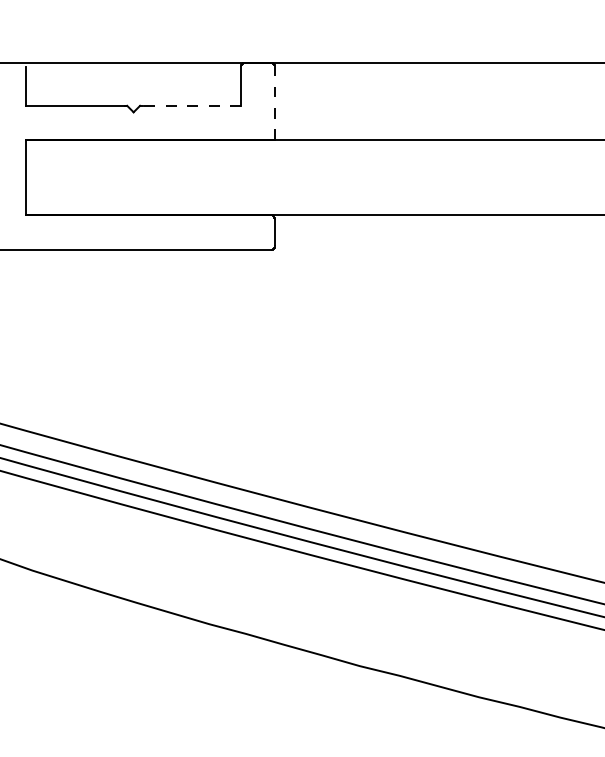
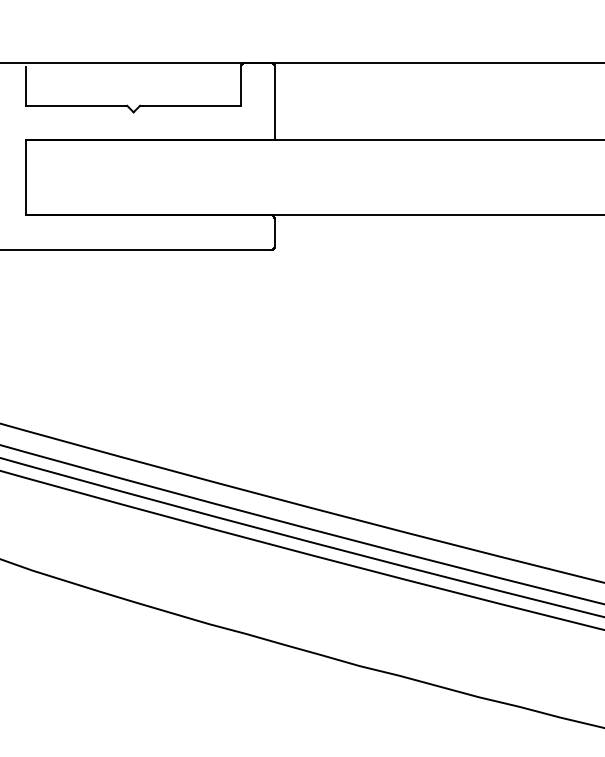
line: dashed -> solid (275, 103)
line: dashed -> solid (190, 105)
